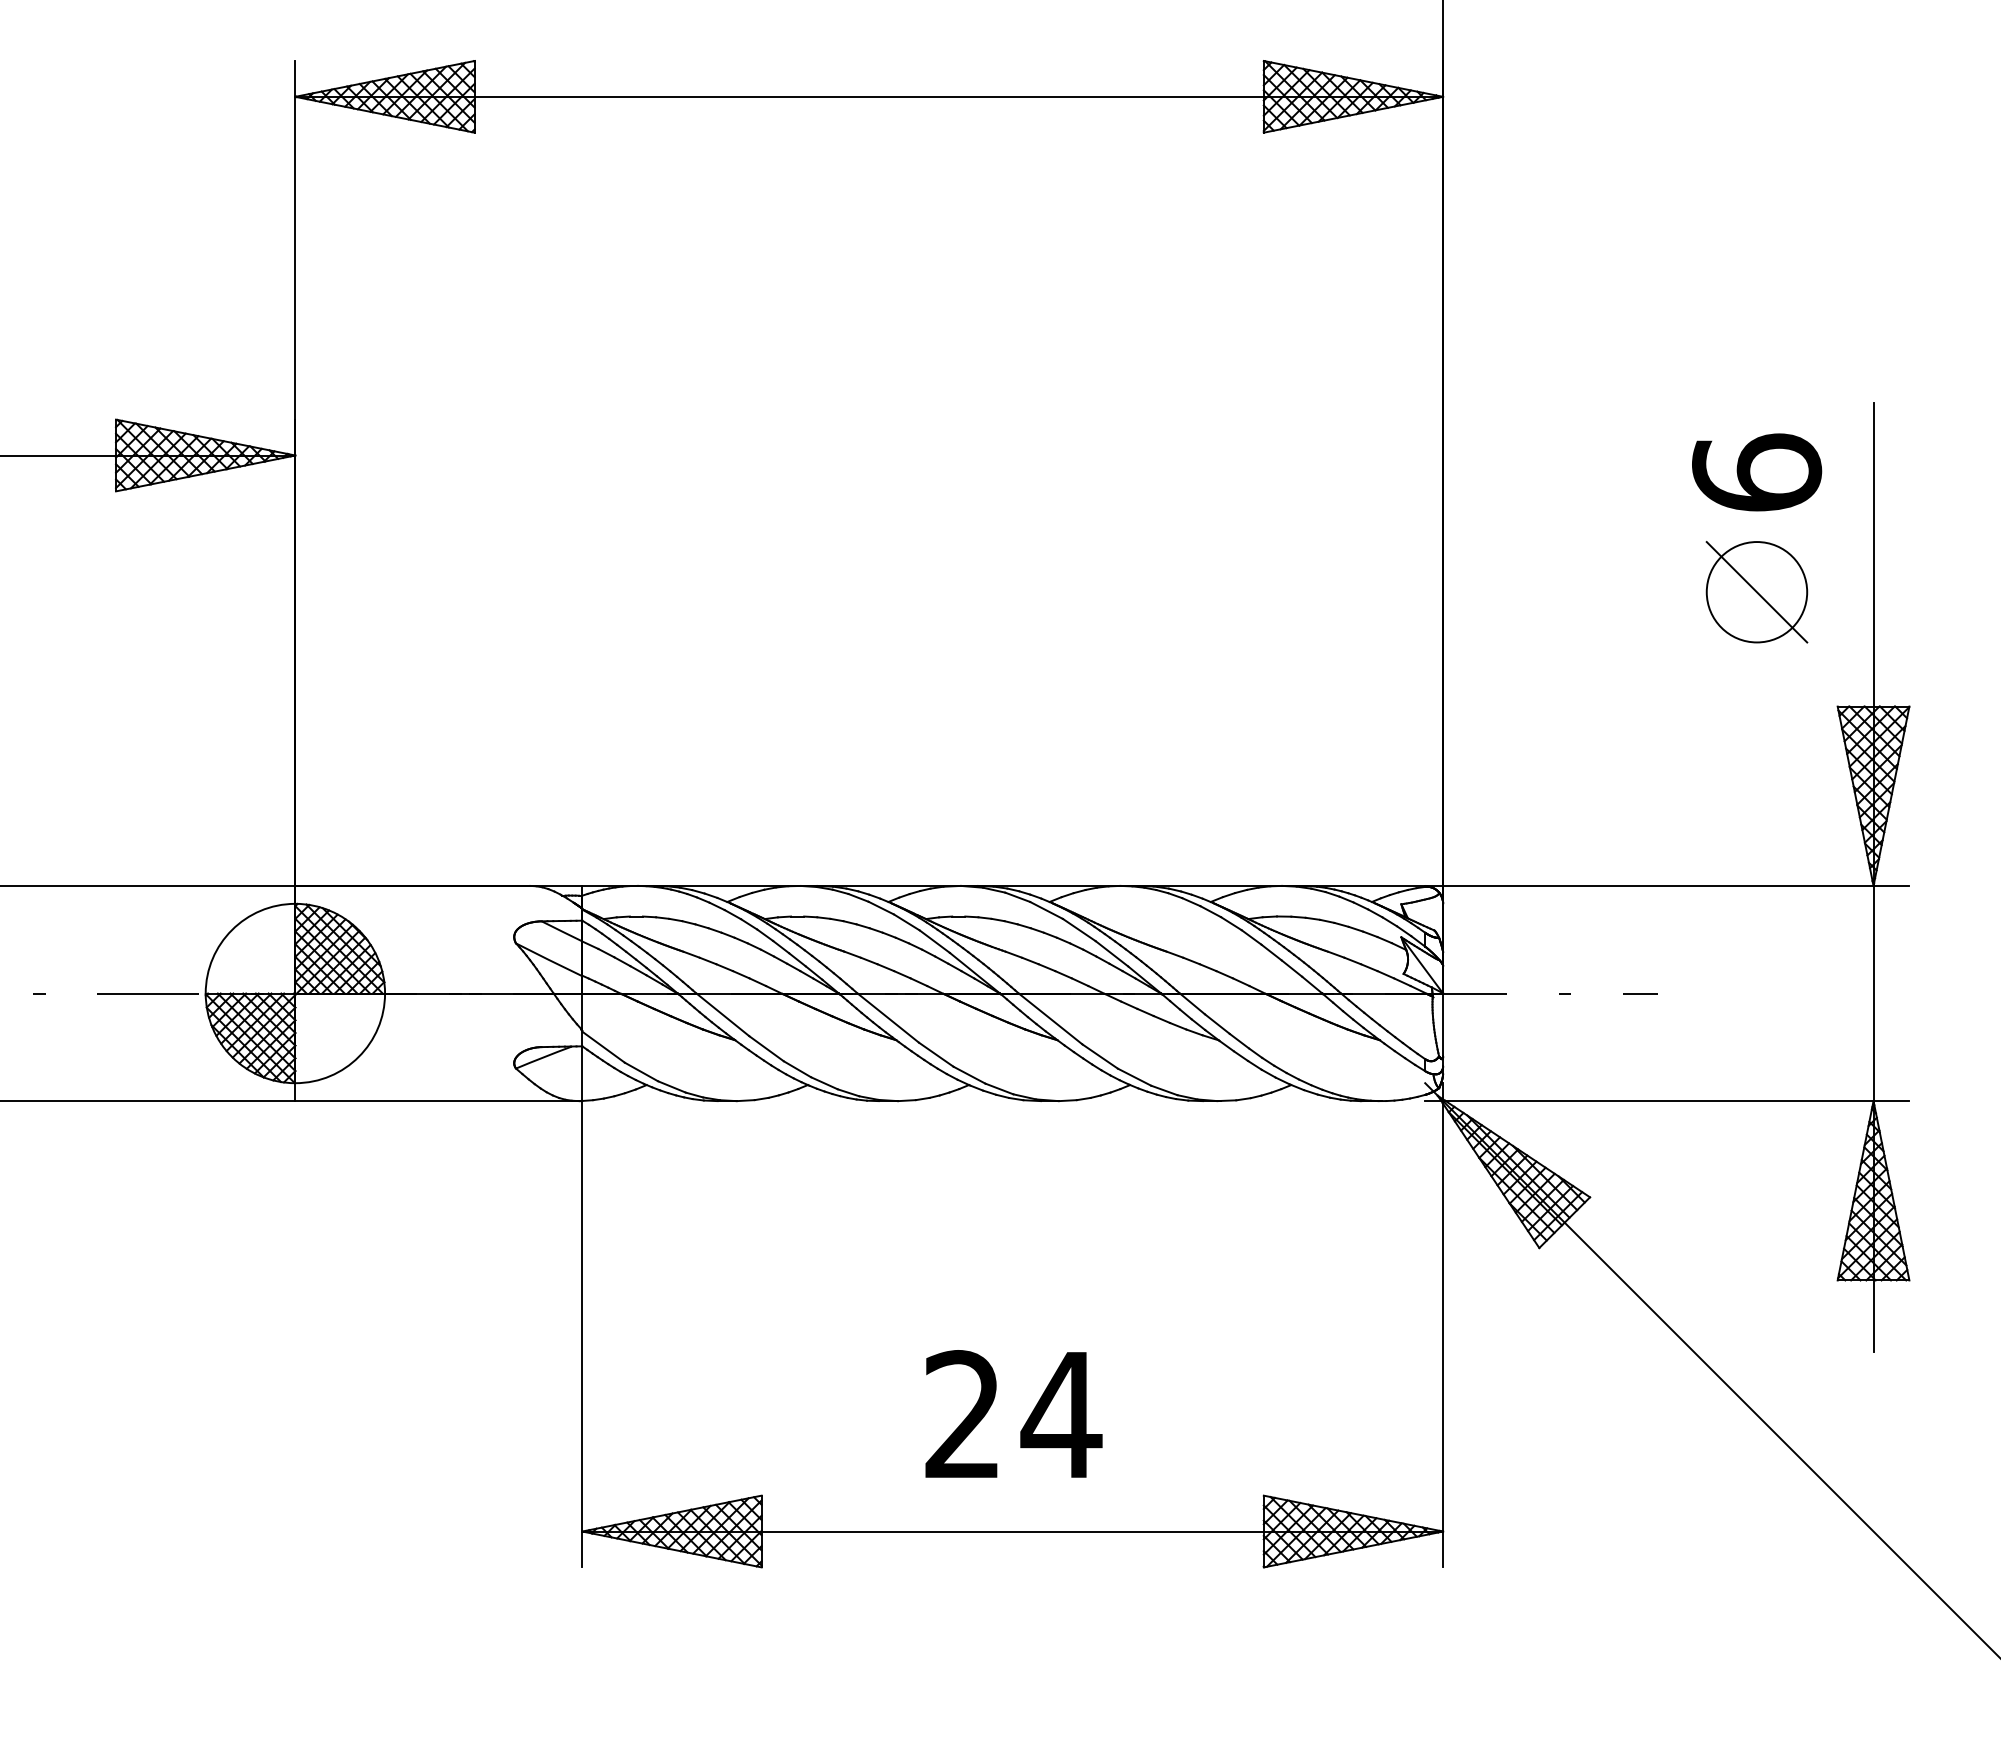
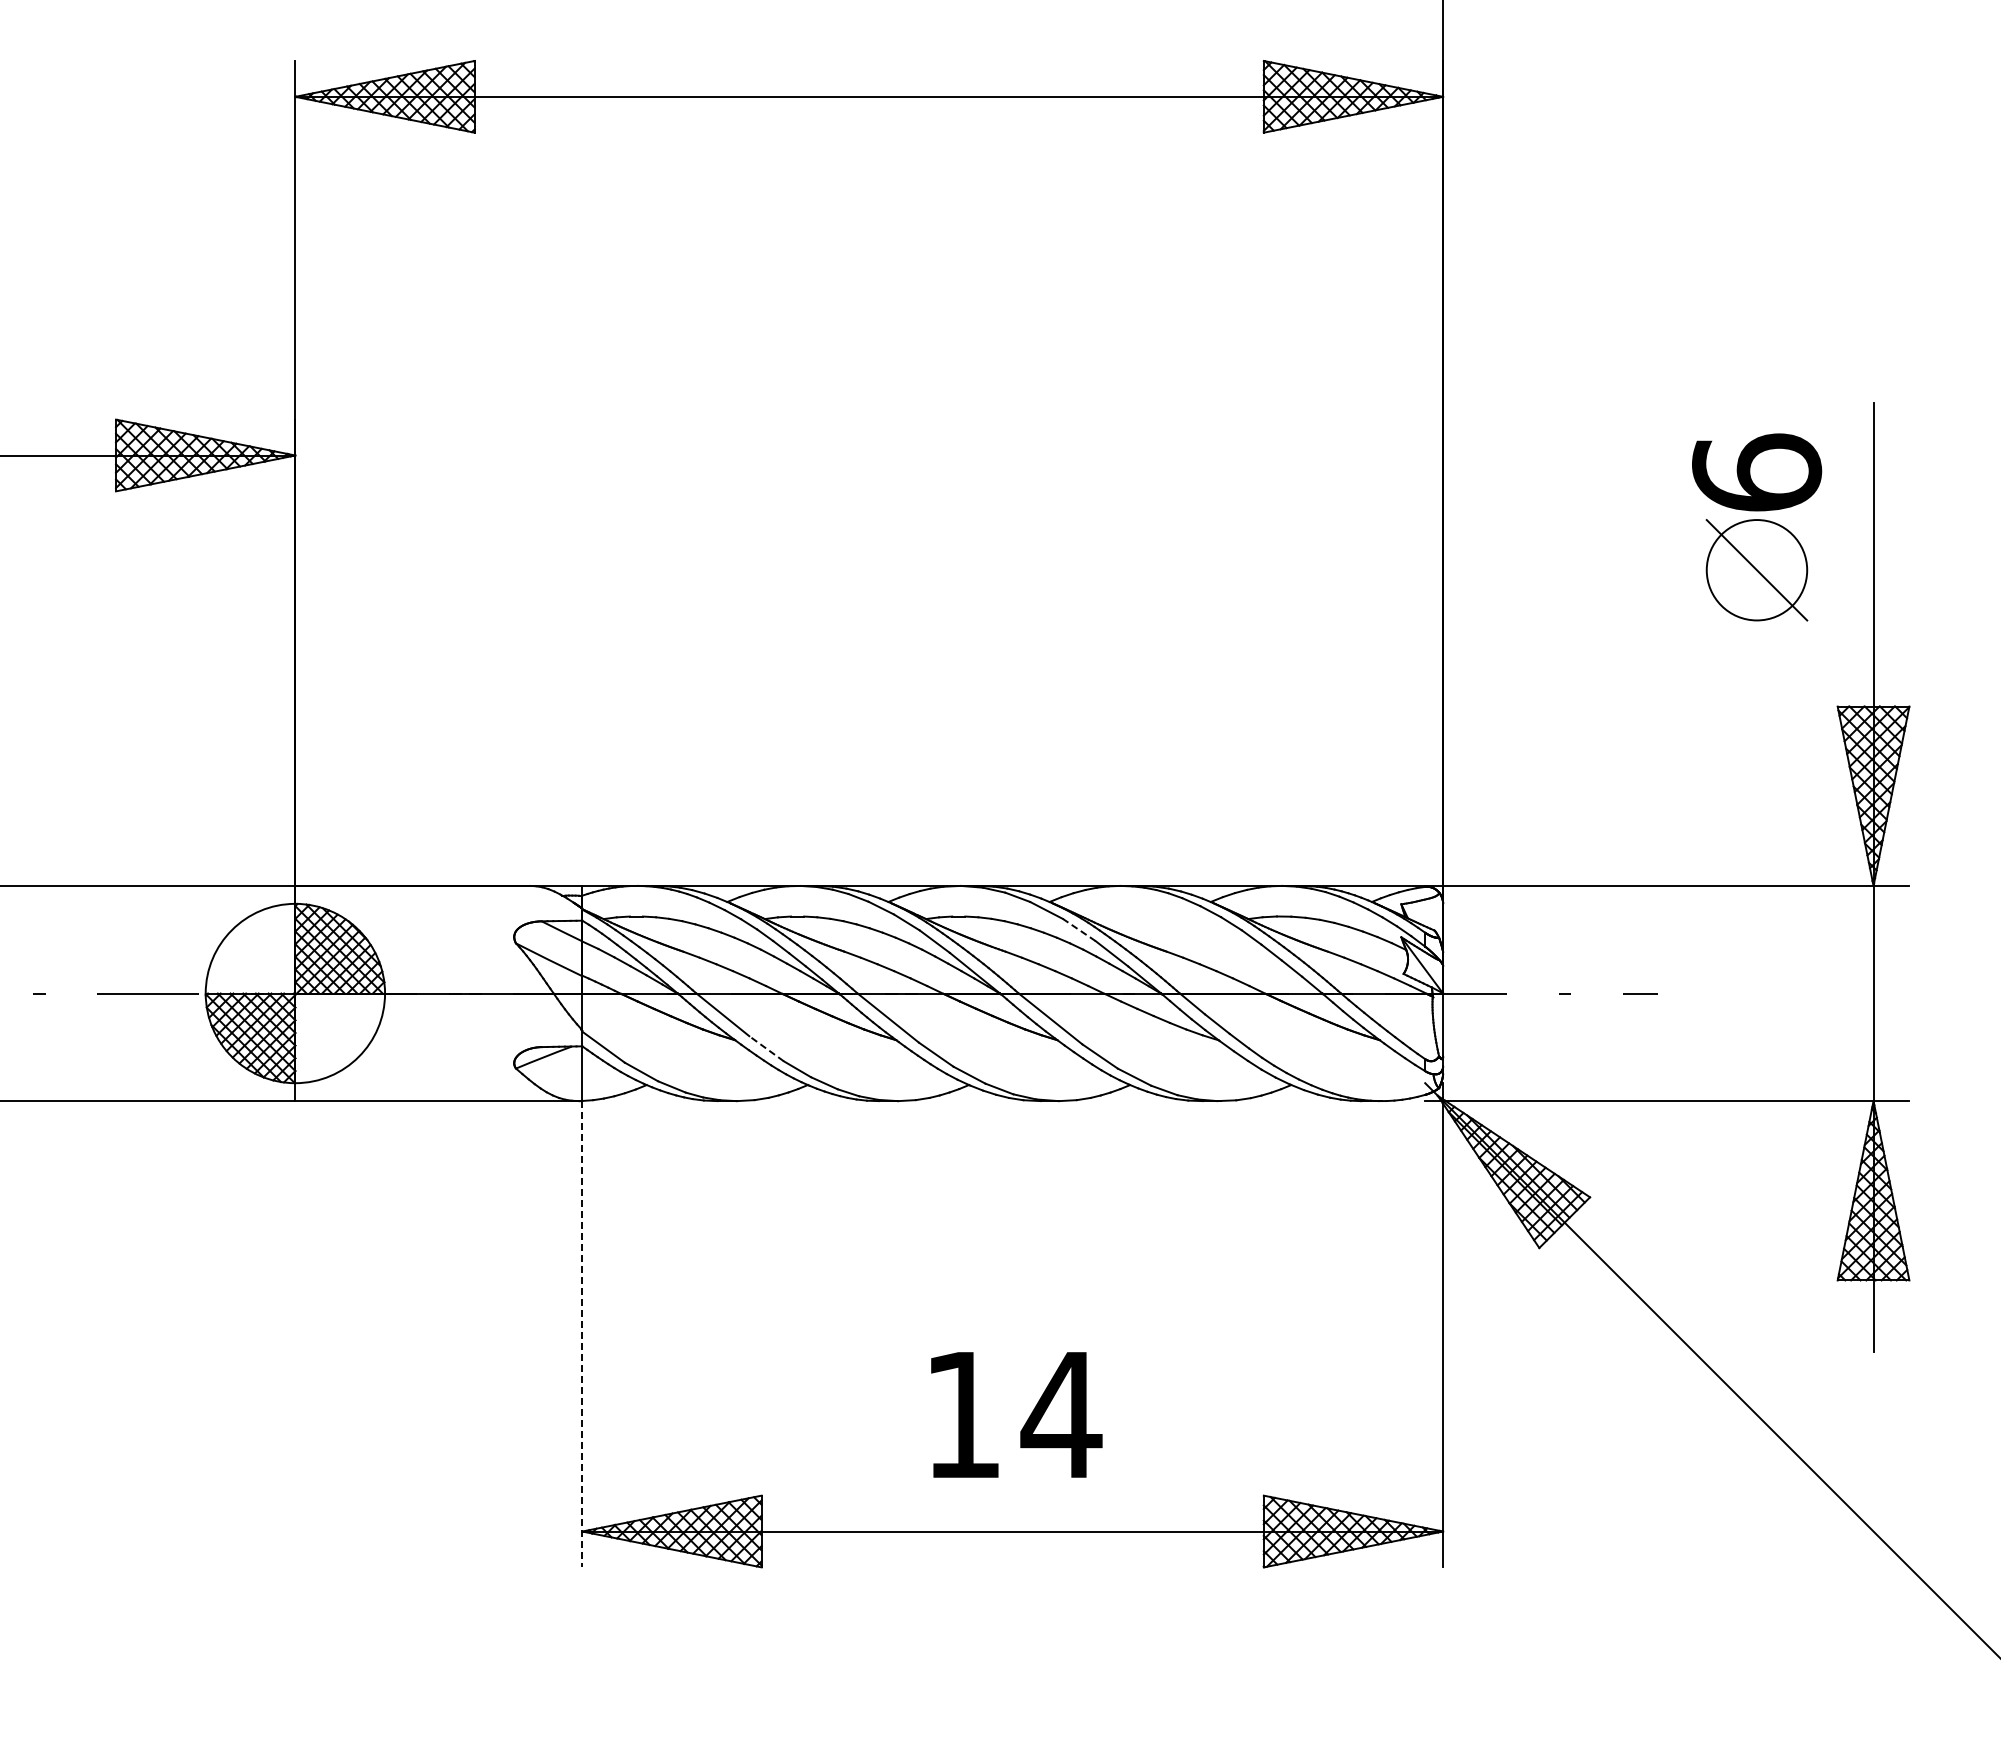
part position: (1756, 592) -> (1756, 570) (1756, 570)
line: solid -> dashed (1079, 930)
line: solid -> dashed (766, 1048)
line: solid -> dashed (582, 1334)
text: 24 -> 14 (961, 1413)
